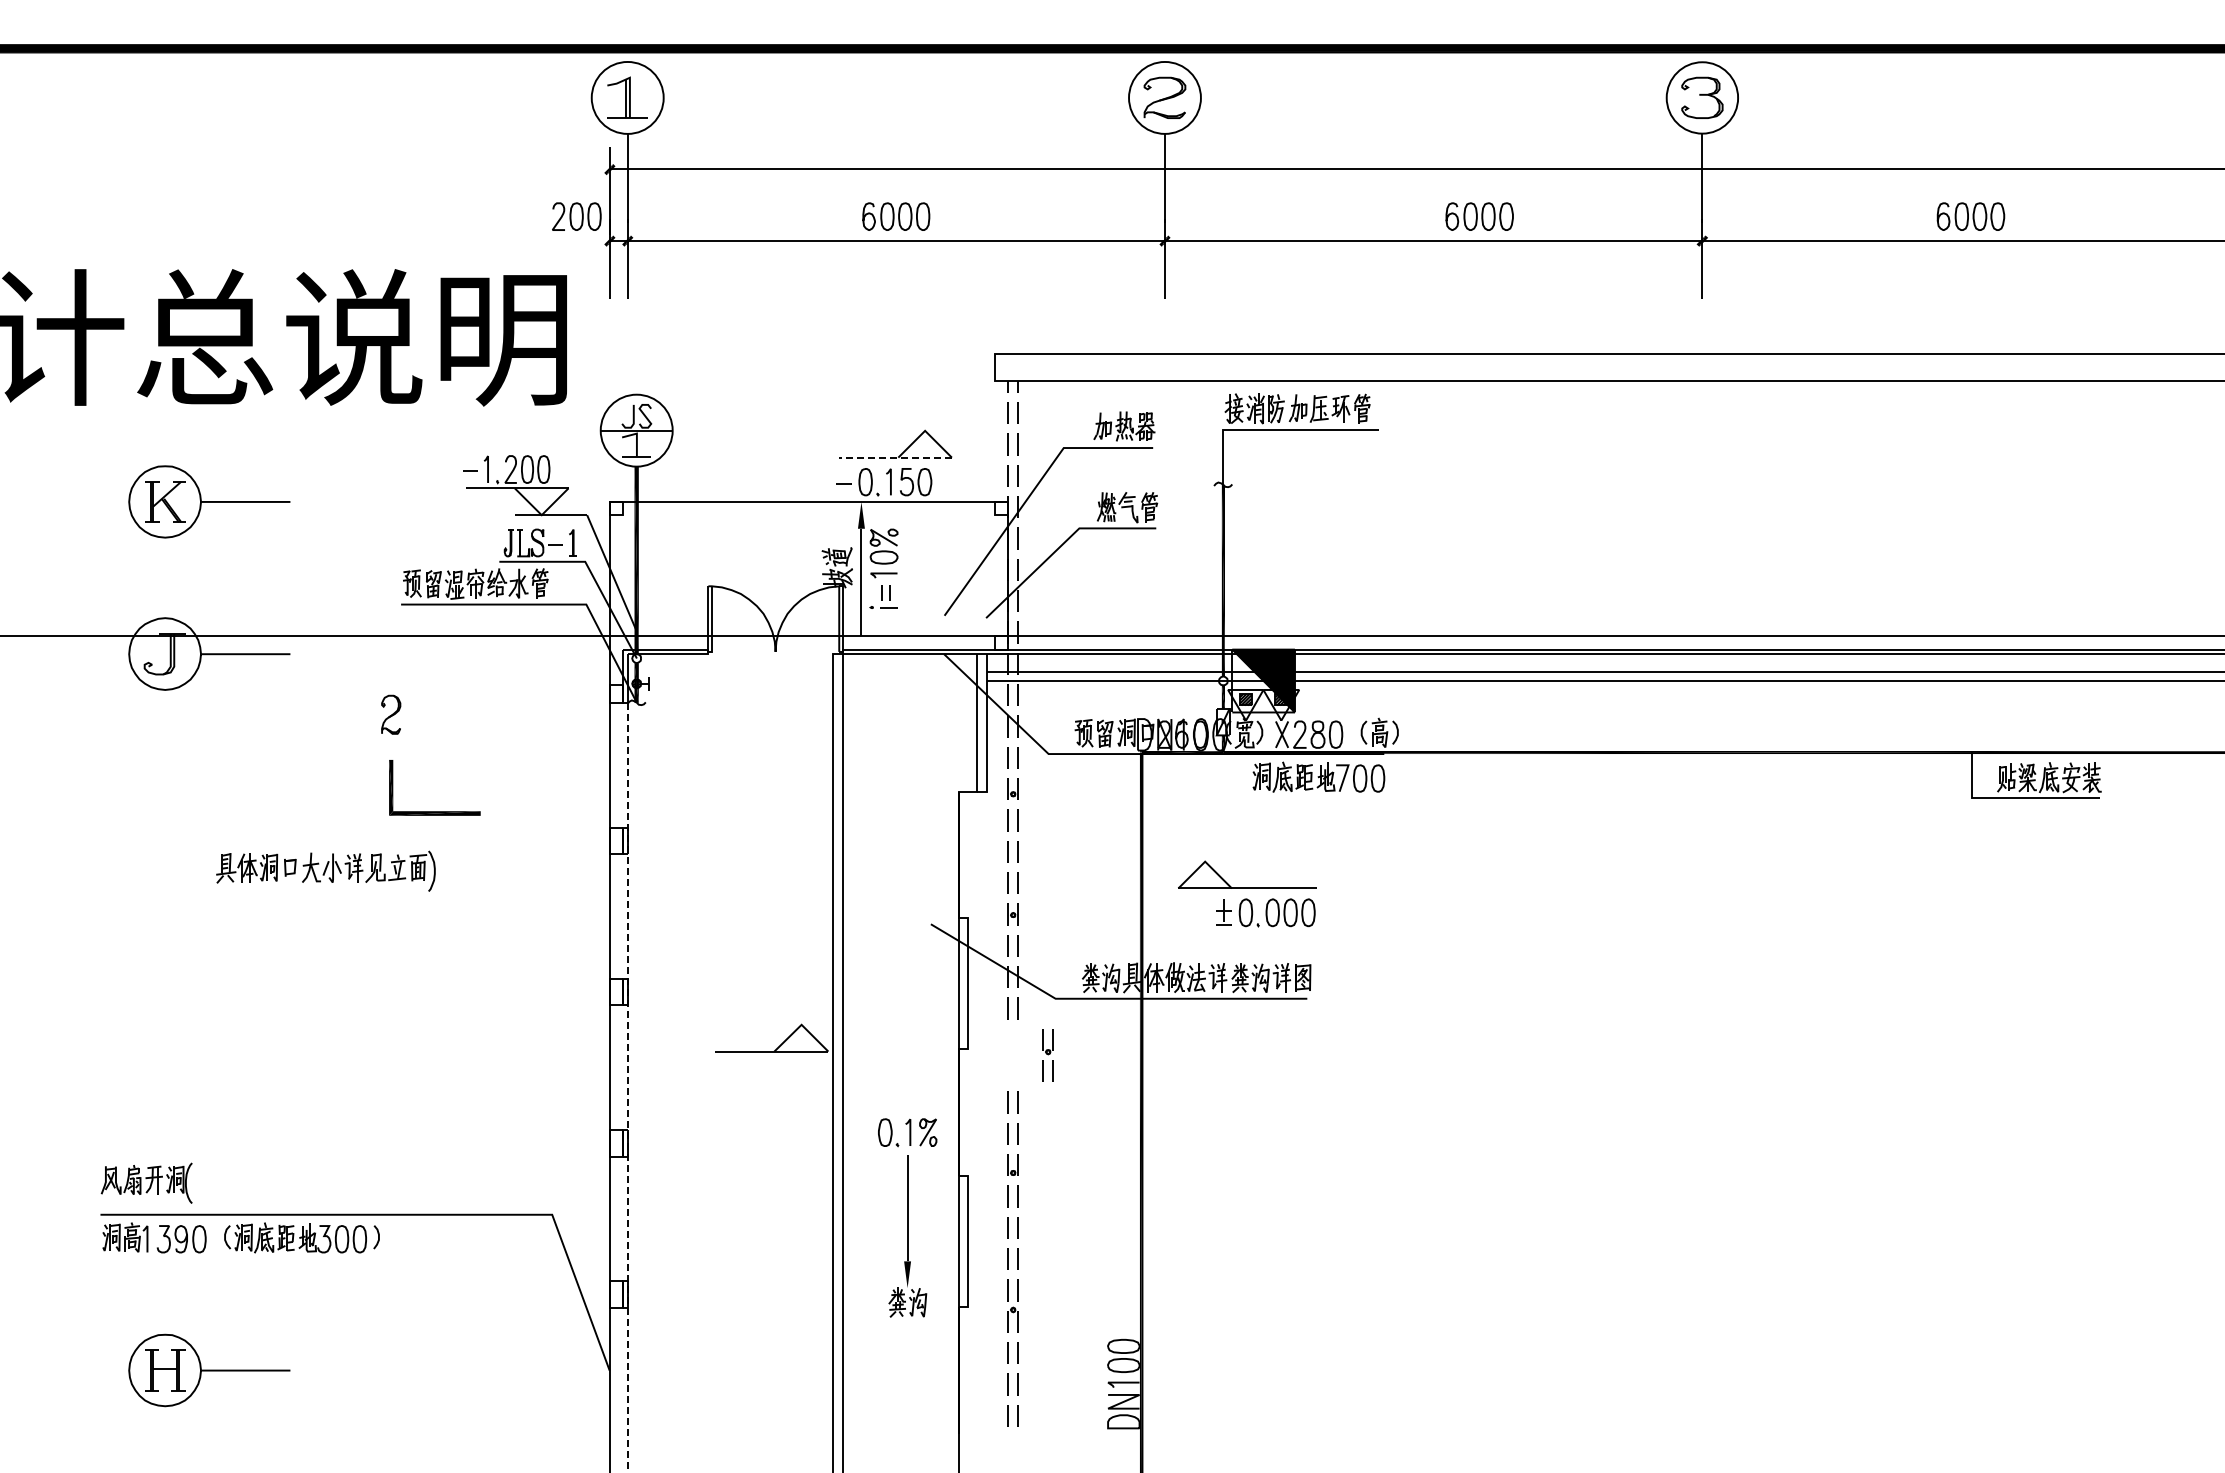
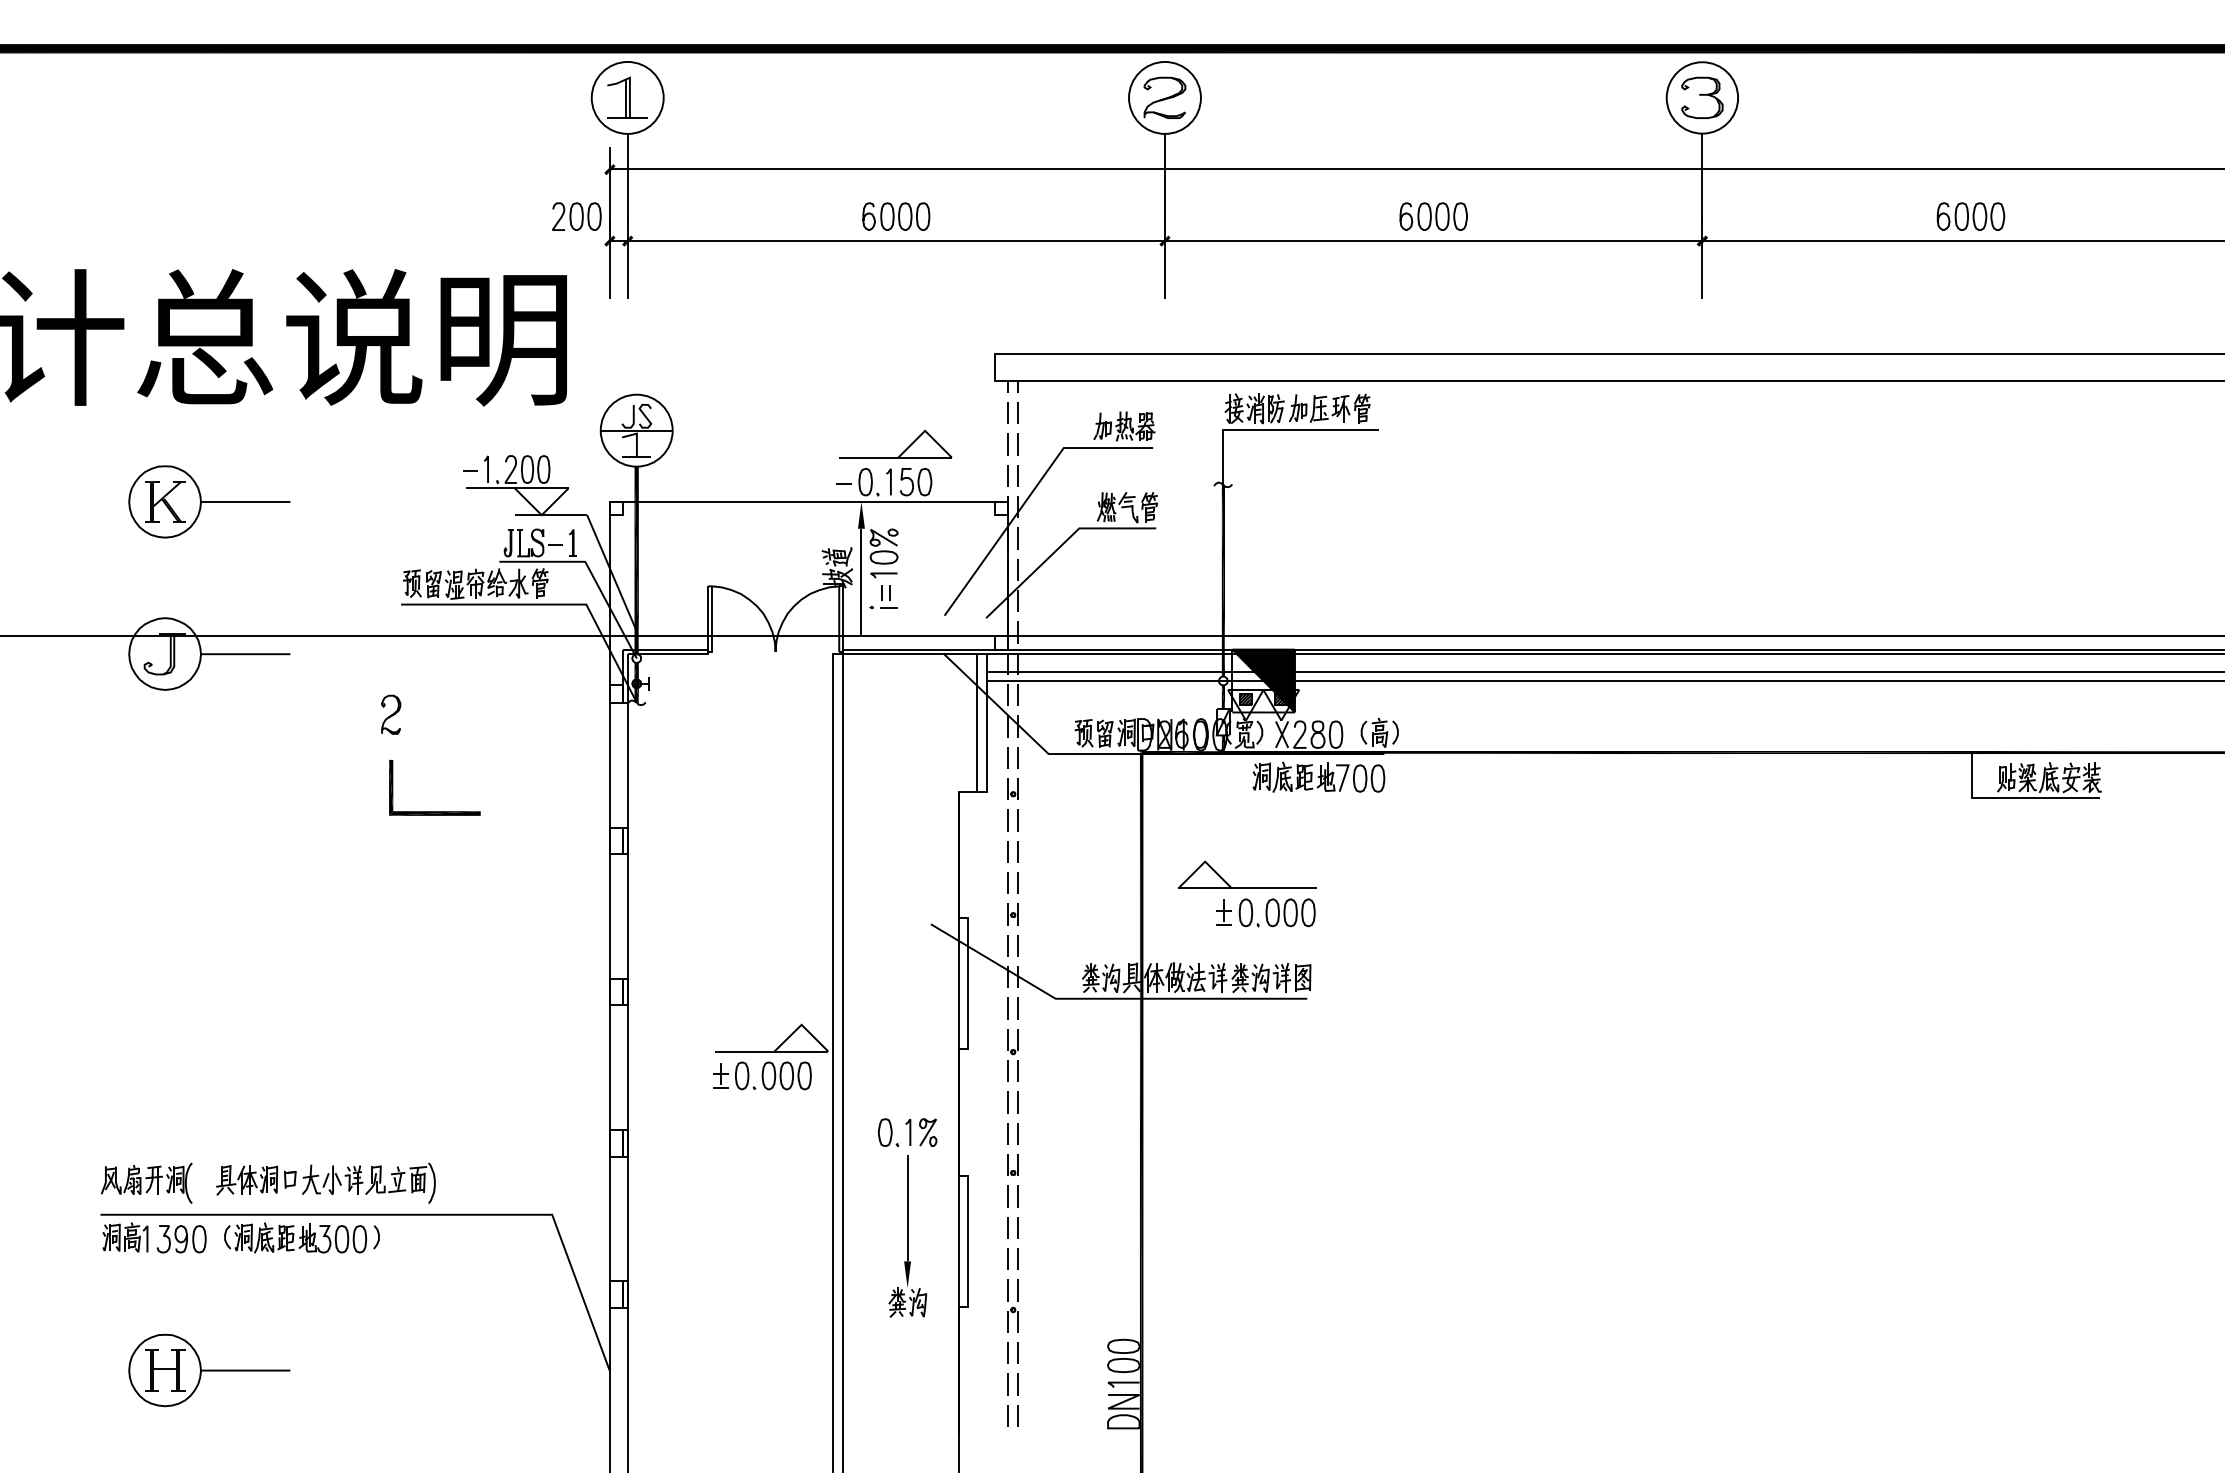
part position: (1479, 216) -> (1433, 216) (1433, 216)
line: dashed -> solid (895, 457)
part position: (325, 870) -> (325, 1182) (325, 1182)
part position: (1047, 1055) -> (1012, 1055) (1012, 1055)
part: none -> present (762, 1075)
line: dashed -> solid (627, 1087)
